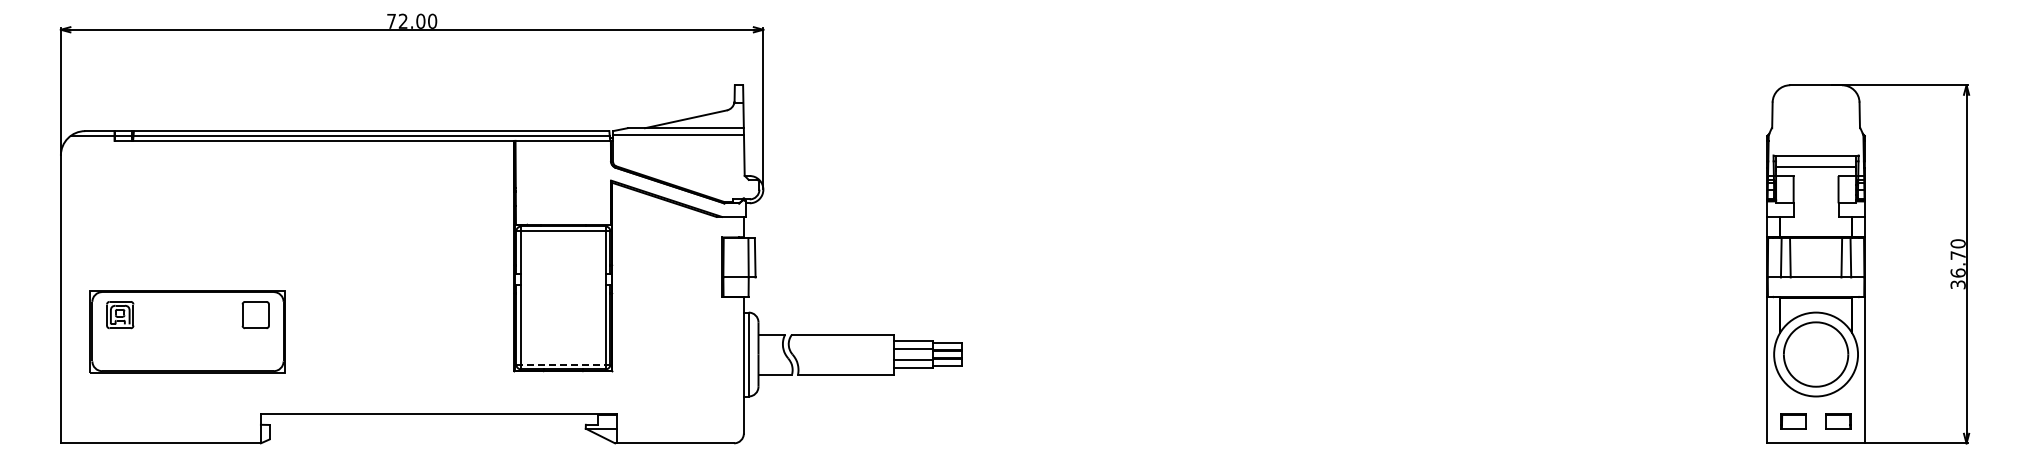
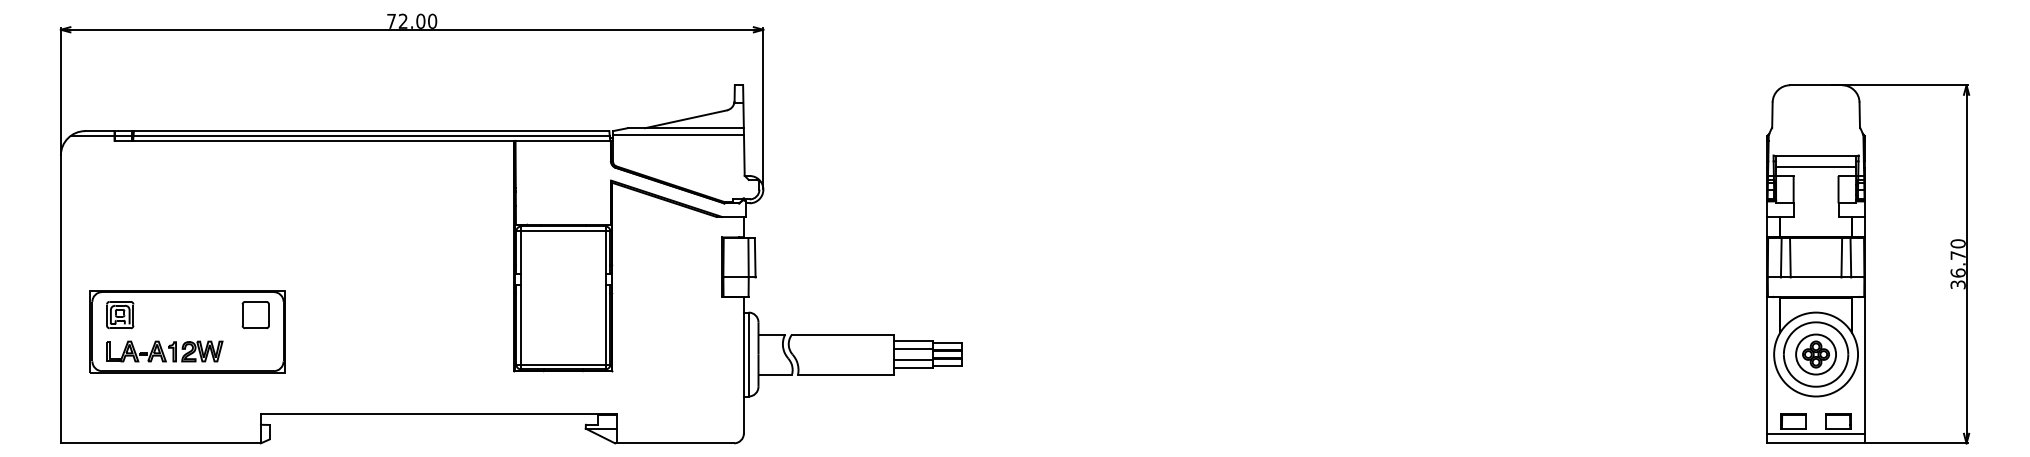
part: none -> present (164, 351)
part: none -> present (1815, 354)
line: dashed -> solid (563, 364)
line: none -> present (1815, 433)
